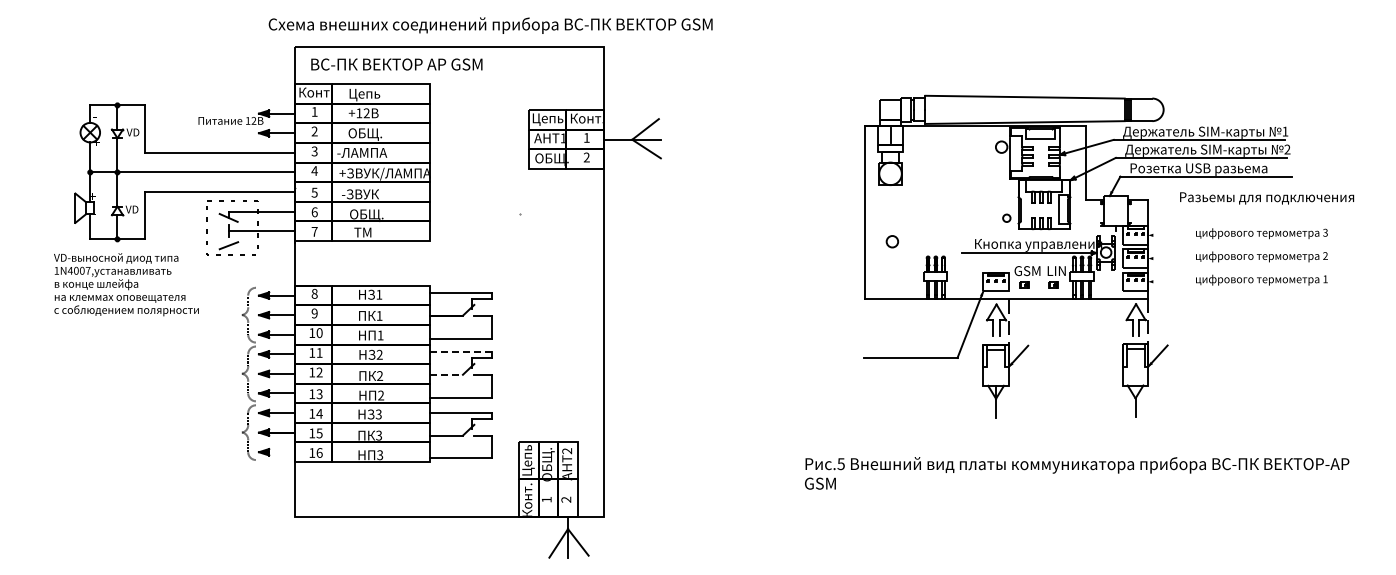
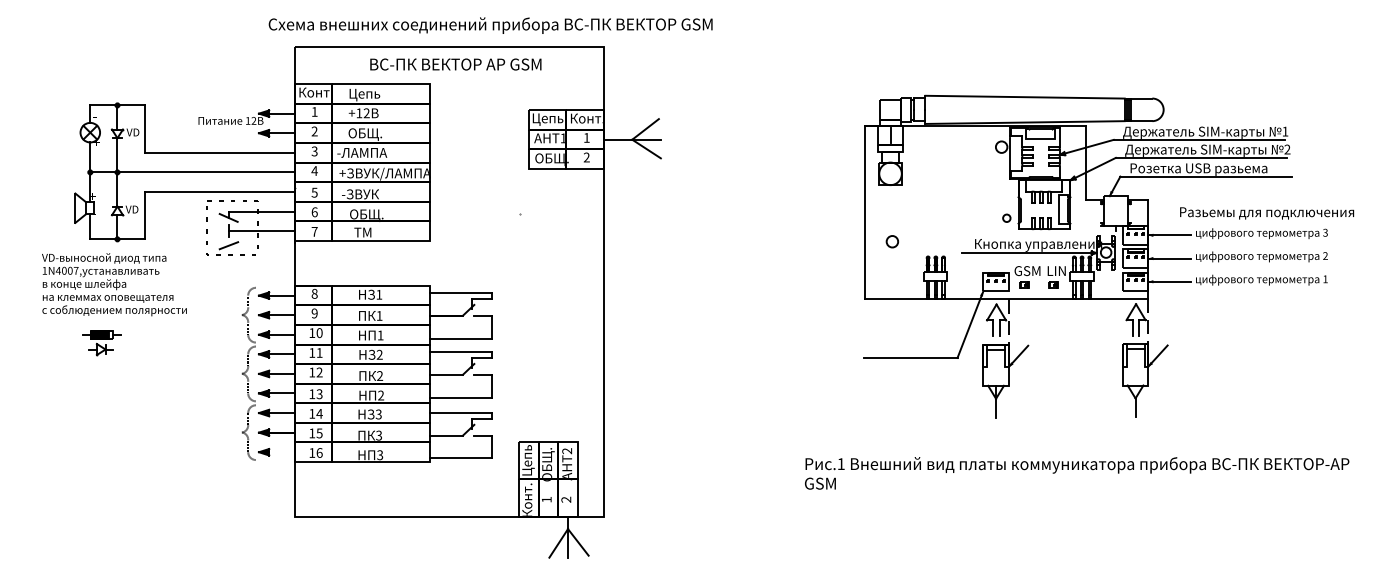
text position: (396, 64) -> (455, 64) (455, 64)
text position: (1267, 198) -> (1267, 213) (1267, 213)
line: none -> present (1169, 235)
line: none -> present (1169, 258)
line: none -> present (1169, 281)
text position: (126, 284) -> (114, 284) (114, 284)
part: none -> present (101, 343)
line: dashed -> solid (460, 351)
line: dashed -> solid (447, 374)
text: .5 -> .1 (840, 464)
